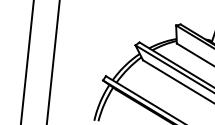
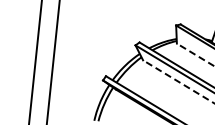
line: solid -> dashed (195, 54)
line position: (27, 61) -> (35, 61) (35, 61)
line: solid -> dashed (178, 81)
